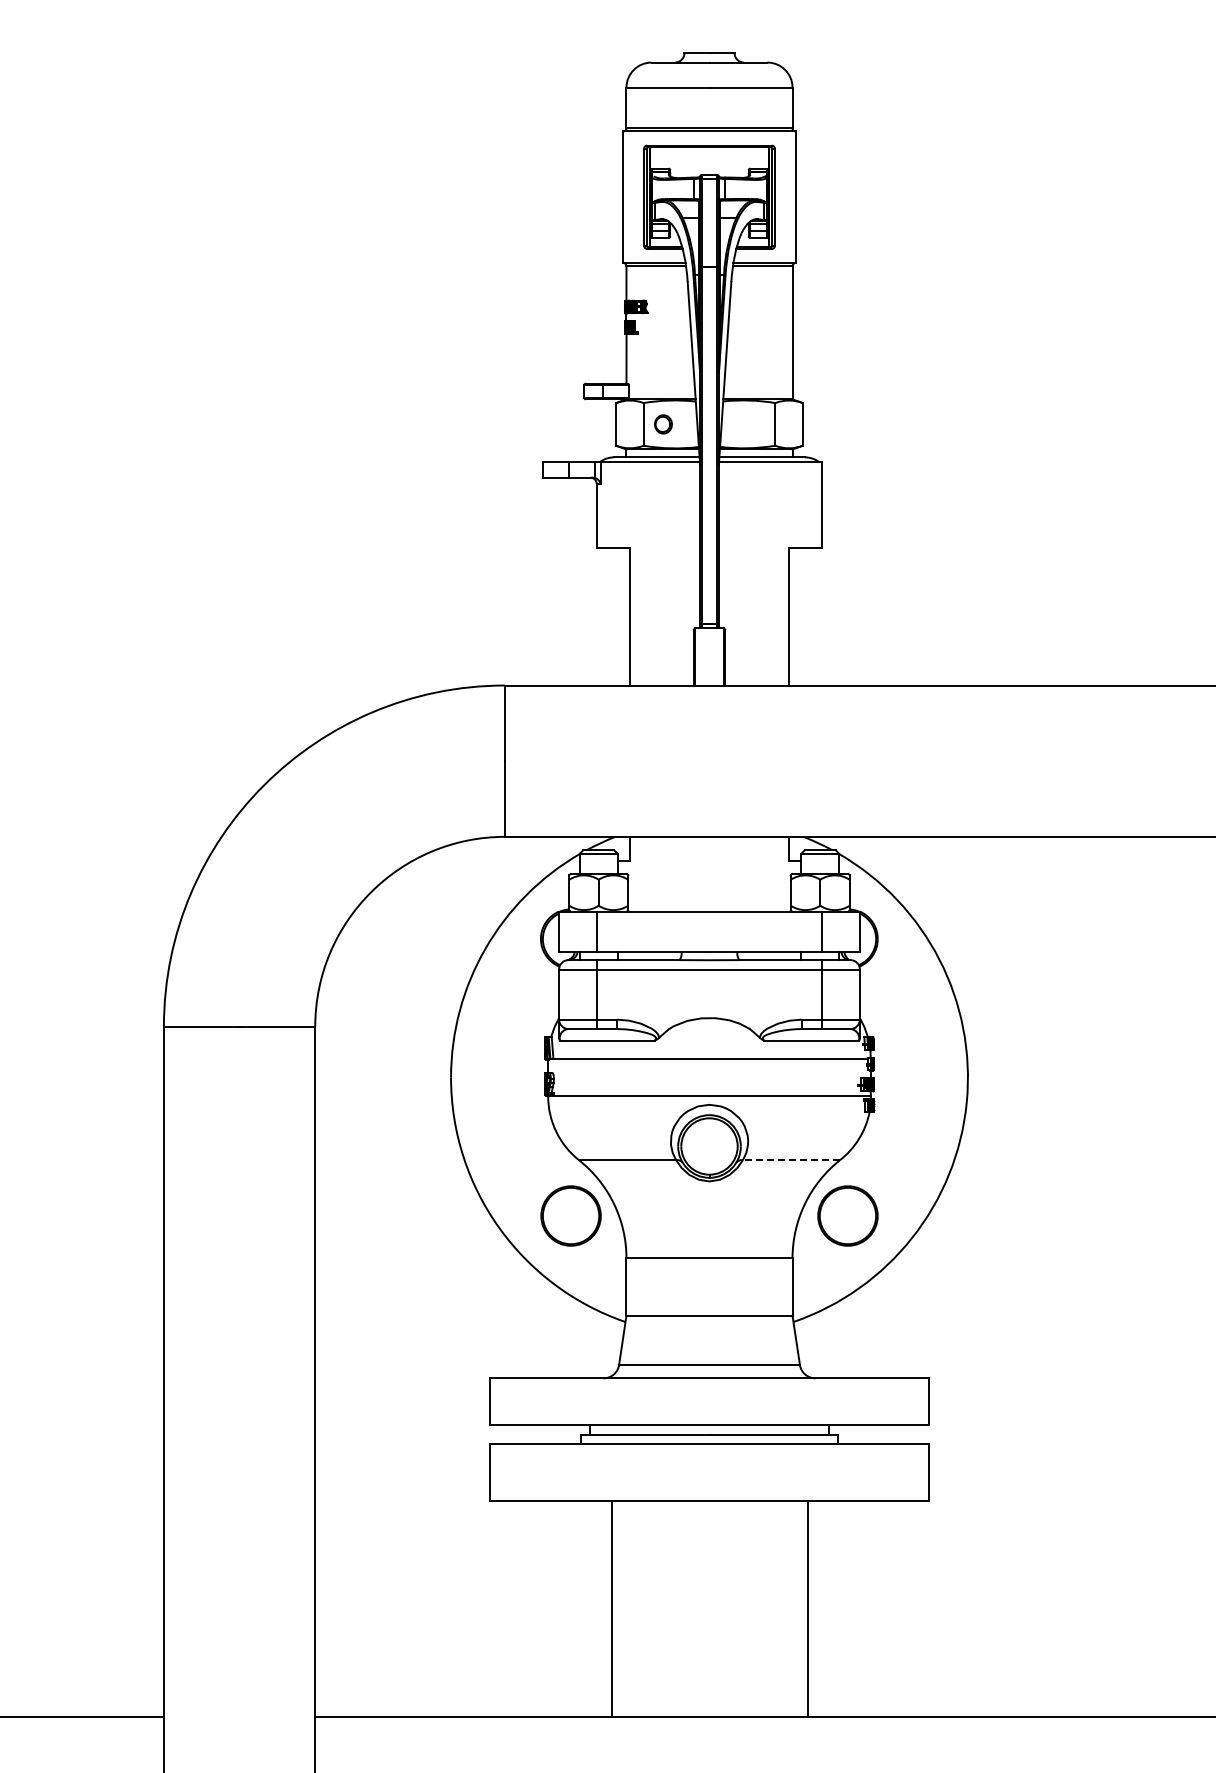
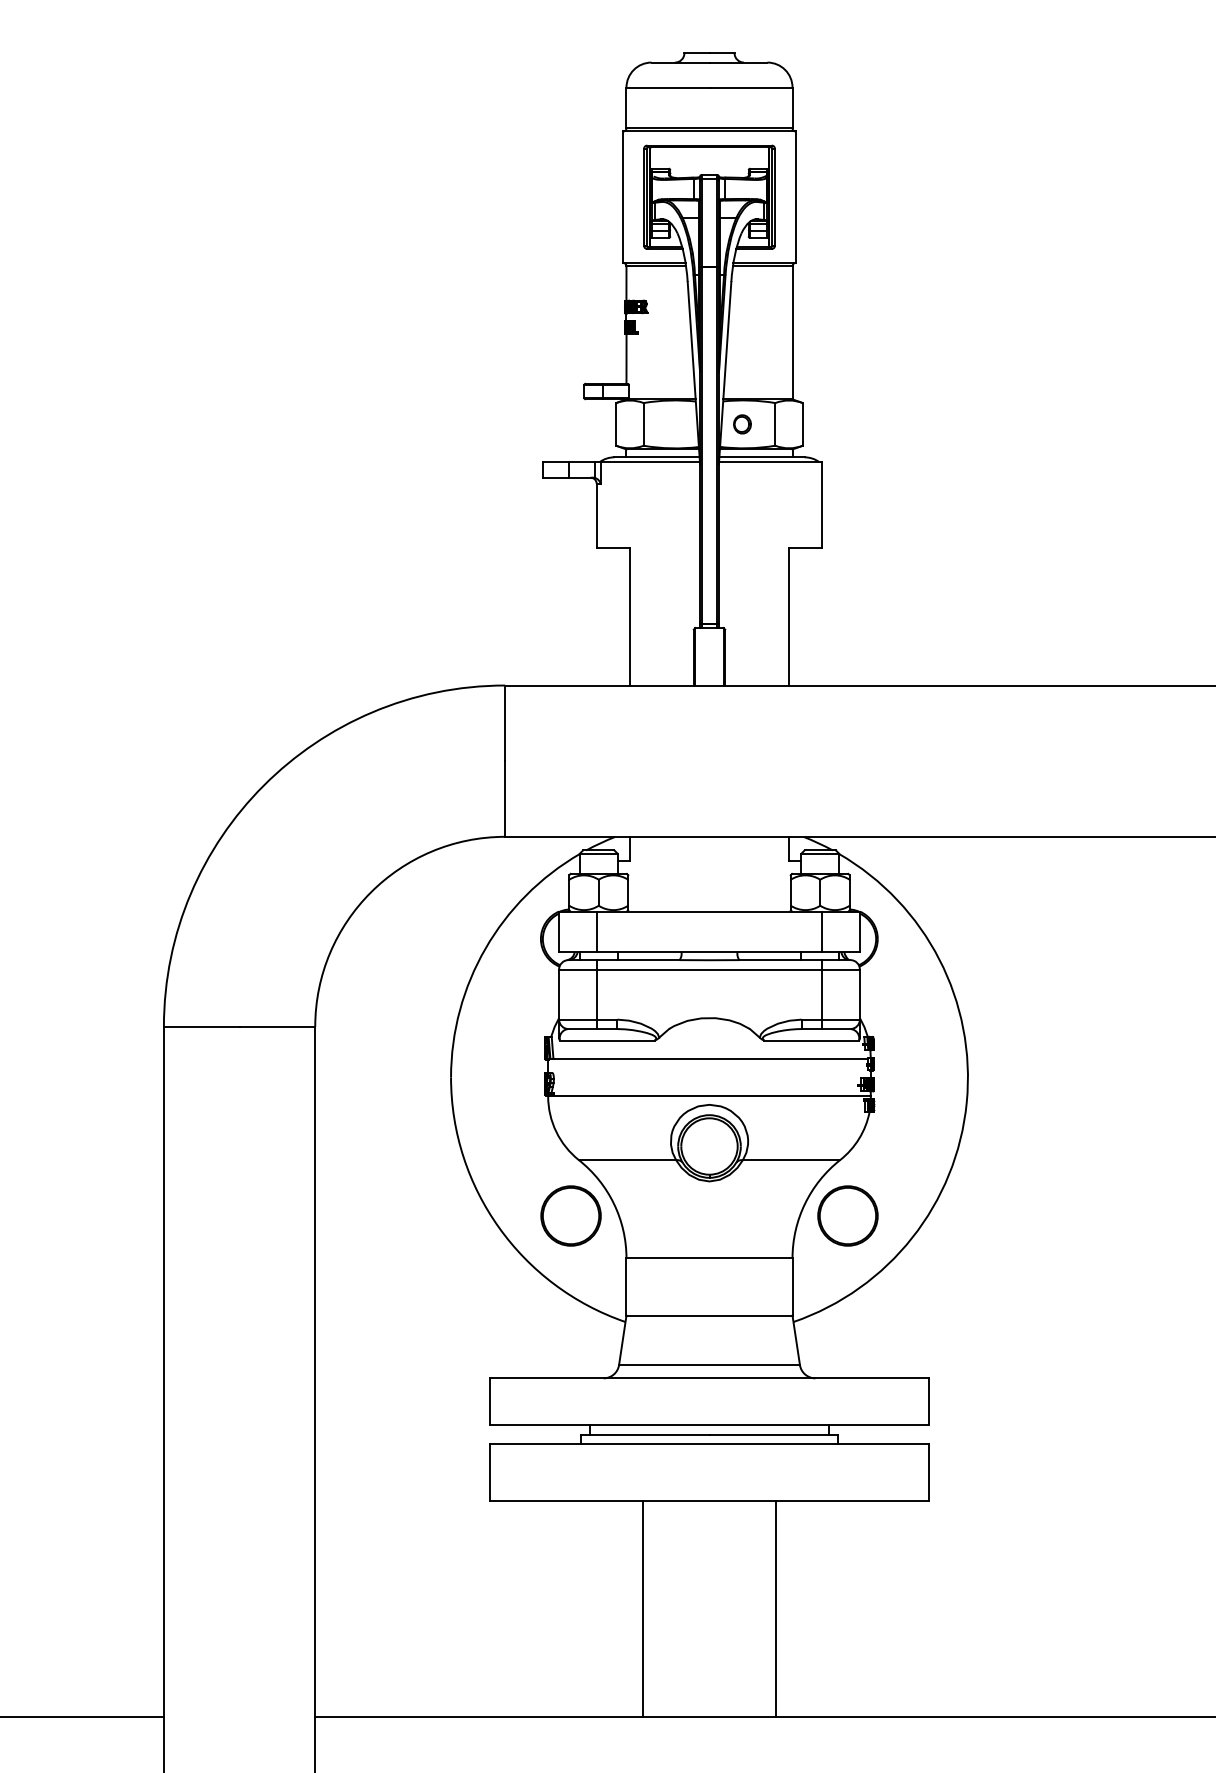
part position: (663, 424) -> (742, 424) (742, 424)
line: dashed -> solid (791, 1160)
line position: (612, 1608) -> (643, 1608) (643, 1608)
line position: (807, 1608) -> (775, 1608) (775, 1608)
